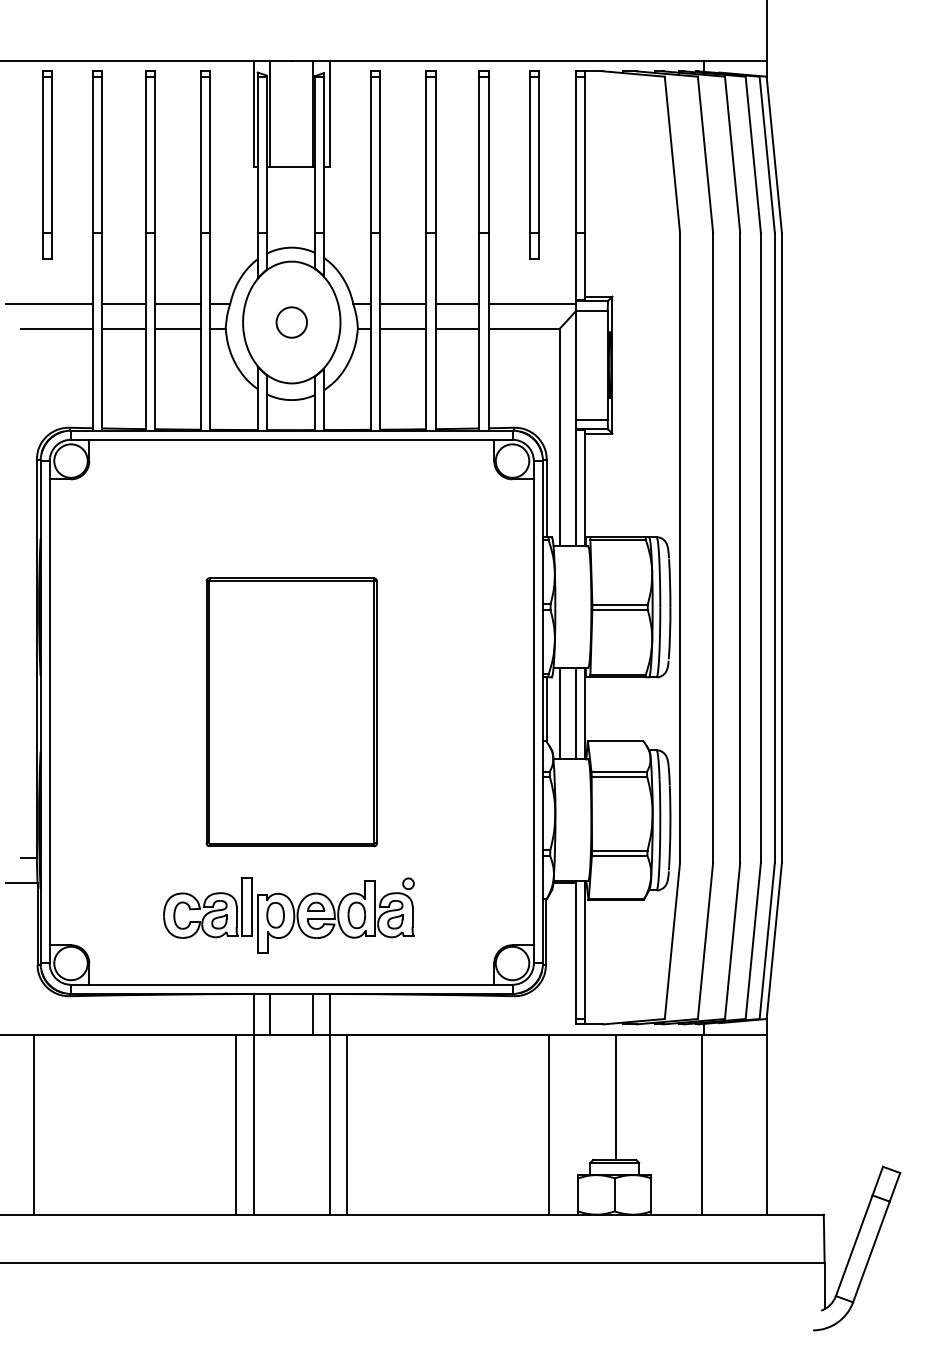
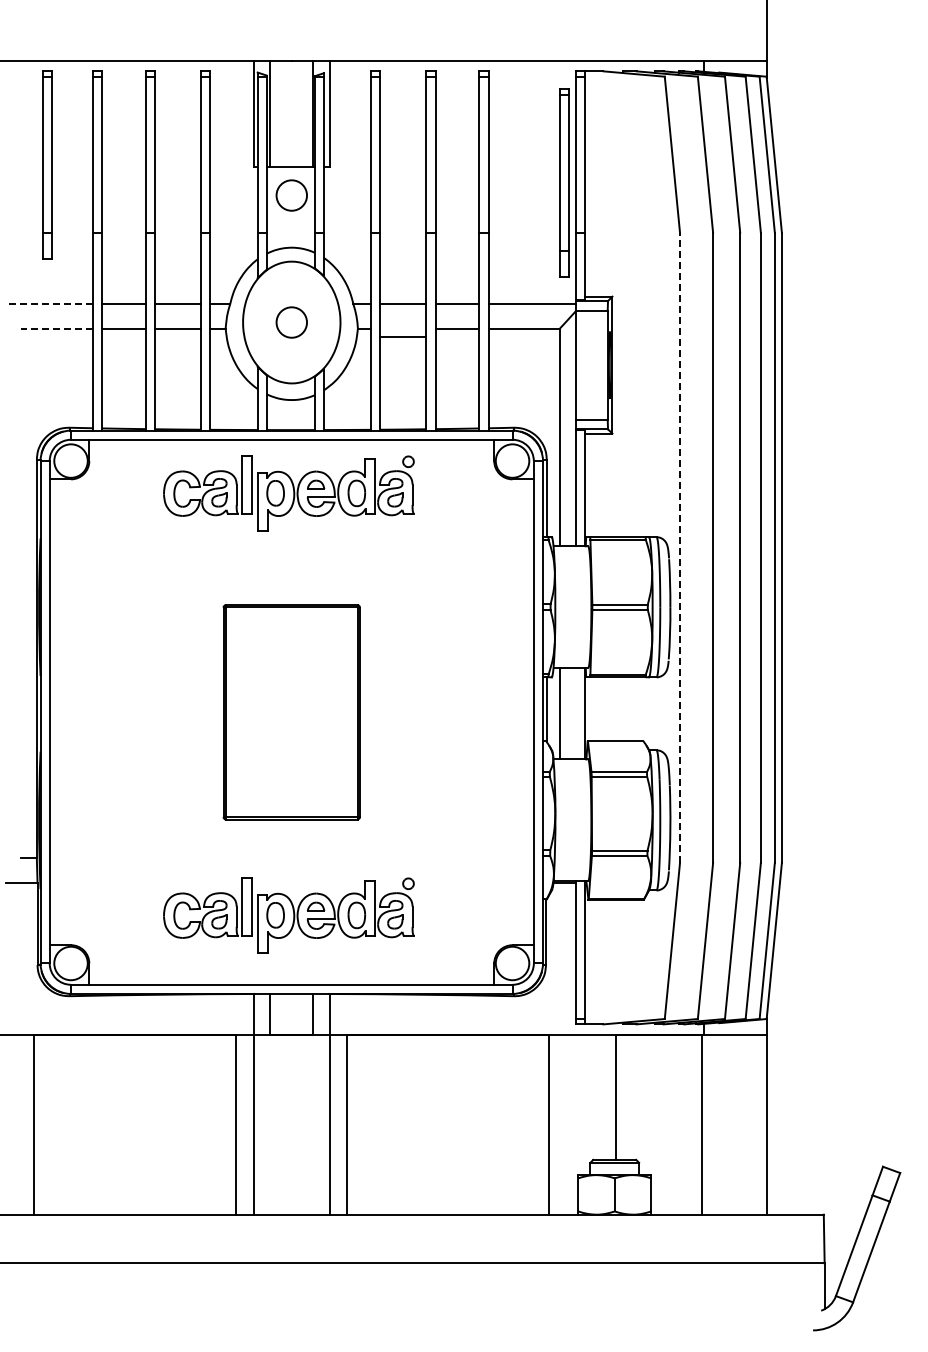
part position: (534, 164) -> (564, 182) (564, 182)
circle: none -> present (291, 195)
line: solid -> dashed (49, 304)
line: solid -> dashed (57, 328)
line position: (403, 328) -> (403, 336) (403, 336)
part: none -> present (288, 493)
line: solid -> dashed (680, 547)
part size: 173x271 px -> 139x217 px (291, 712)
line: present -> none (575, 713)
